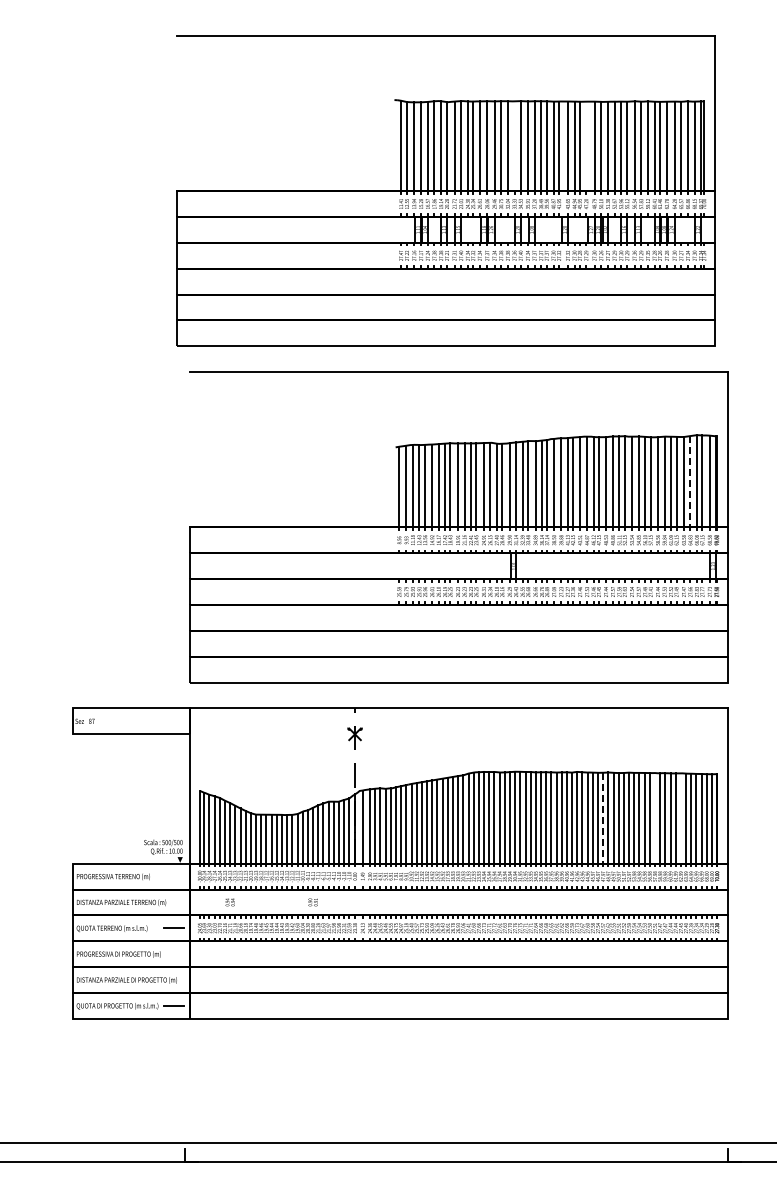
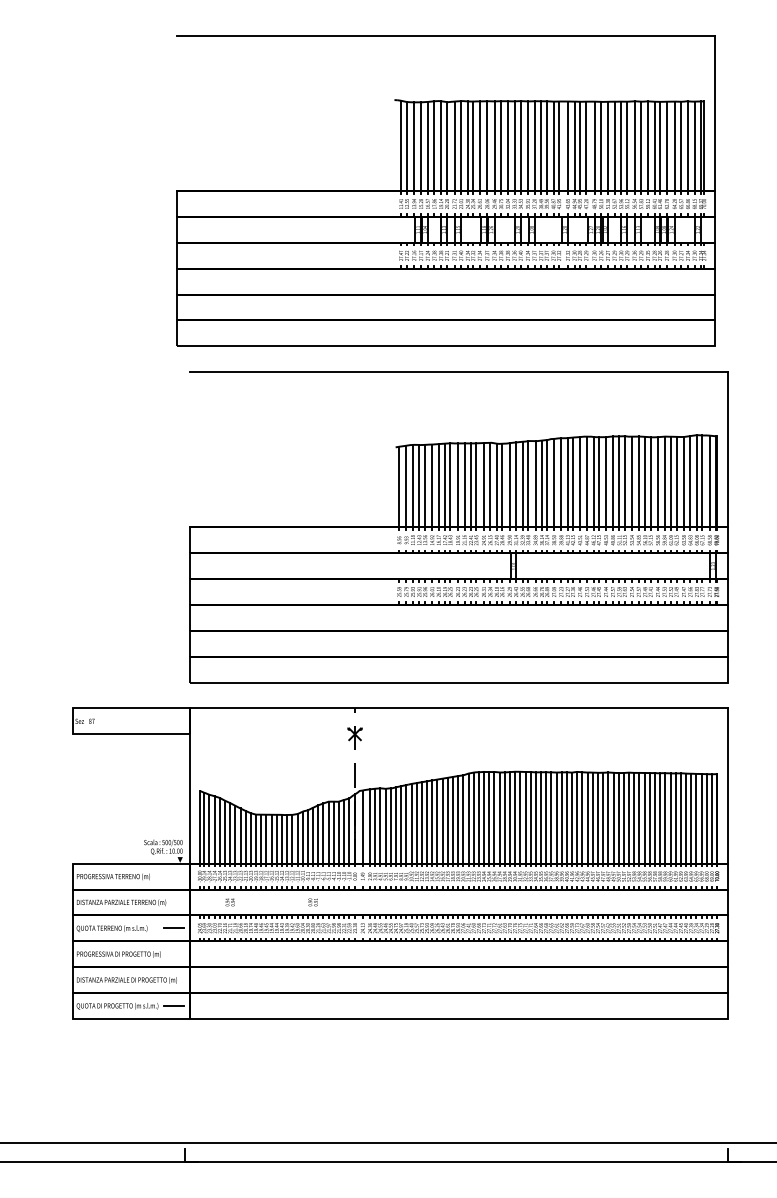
line: none -> present (514, 146)
line: none -> present (586, 146)
line: dashed -> solid (690, 481)
line: dashed -> solid (603, 818)
line: none -> present (655, 818)
line: none -> present (680, 818)
